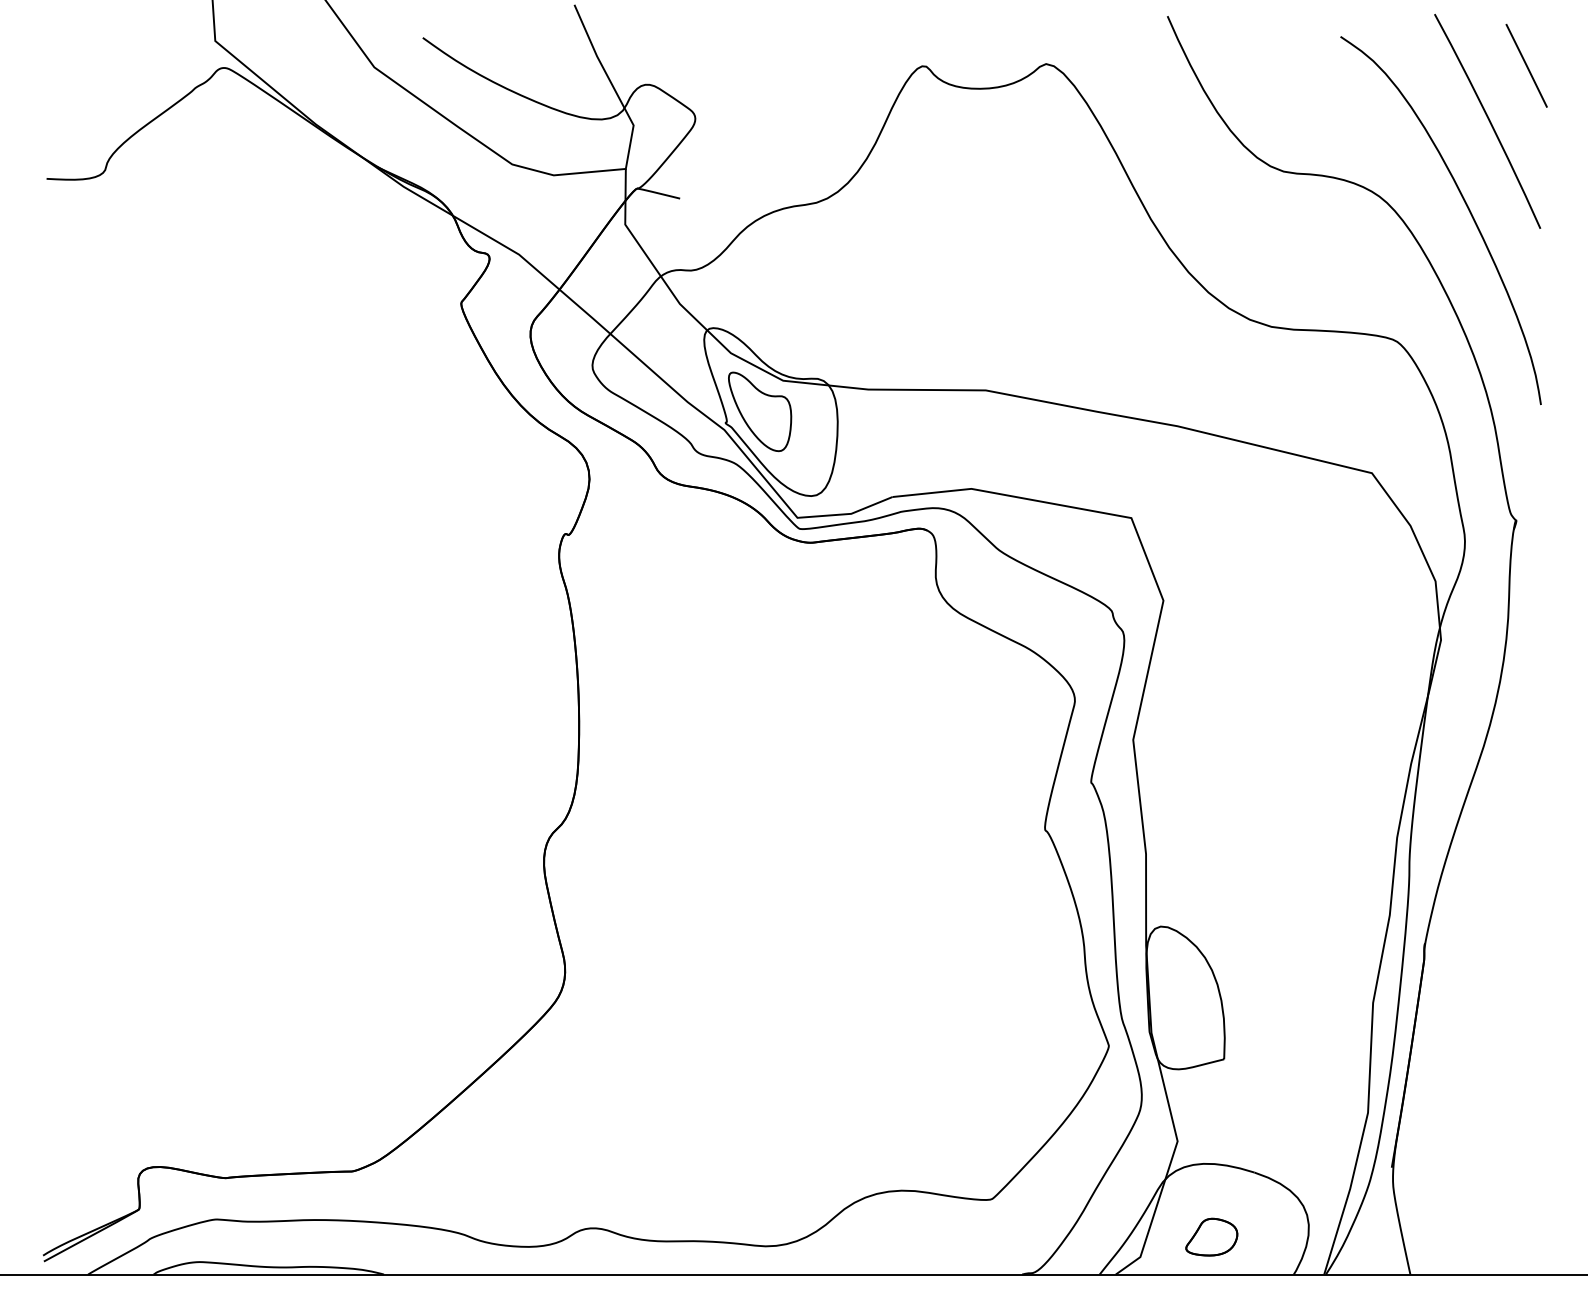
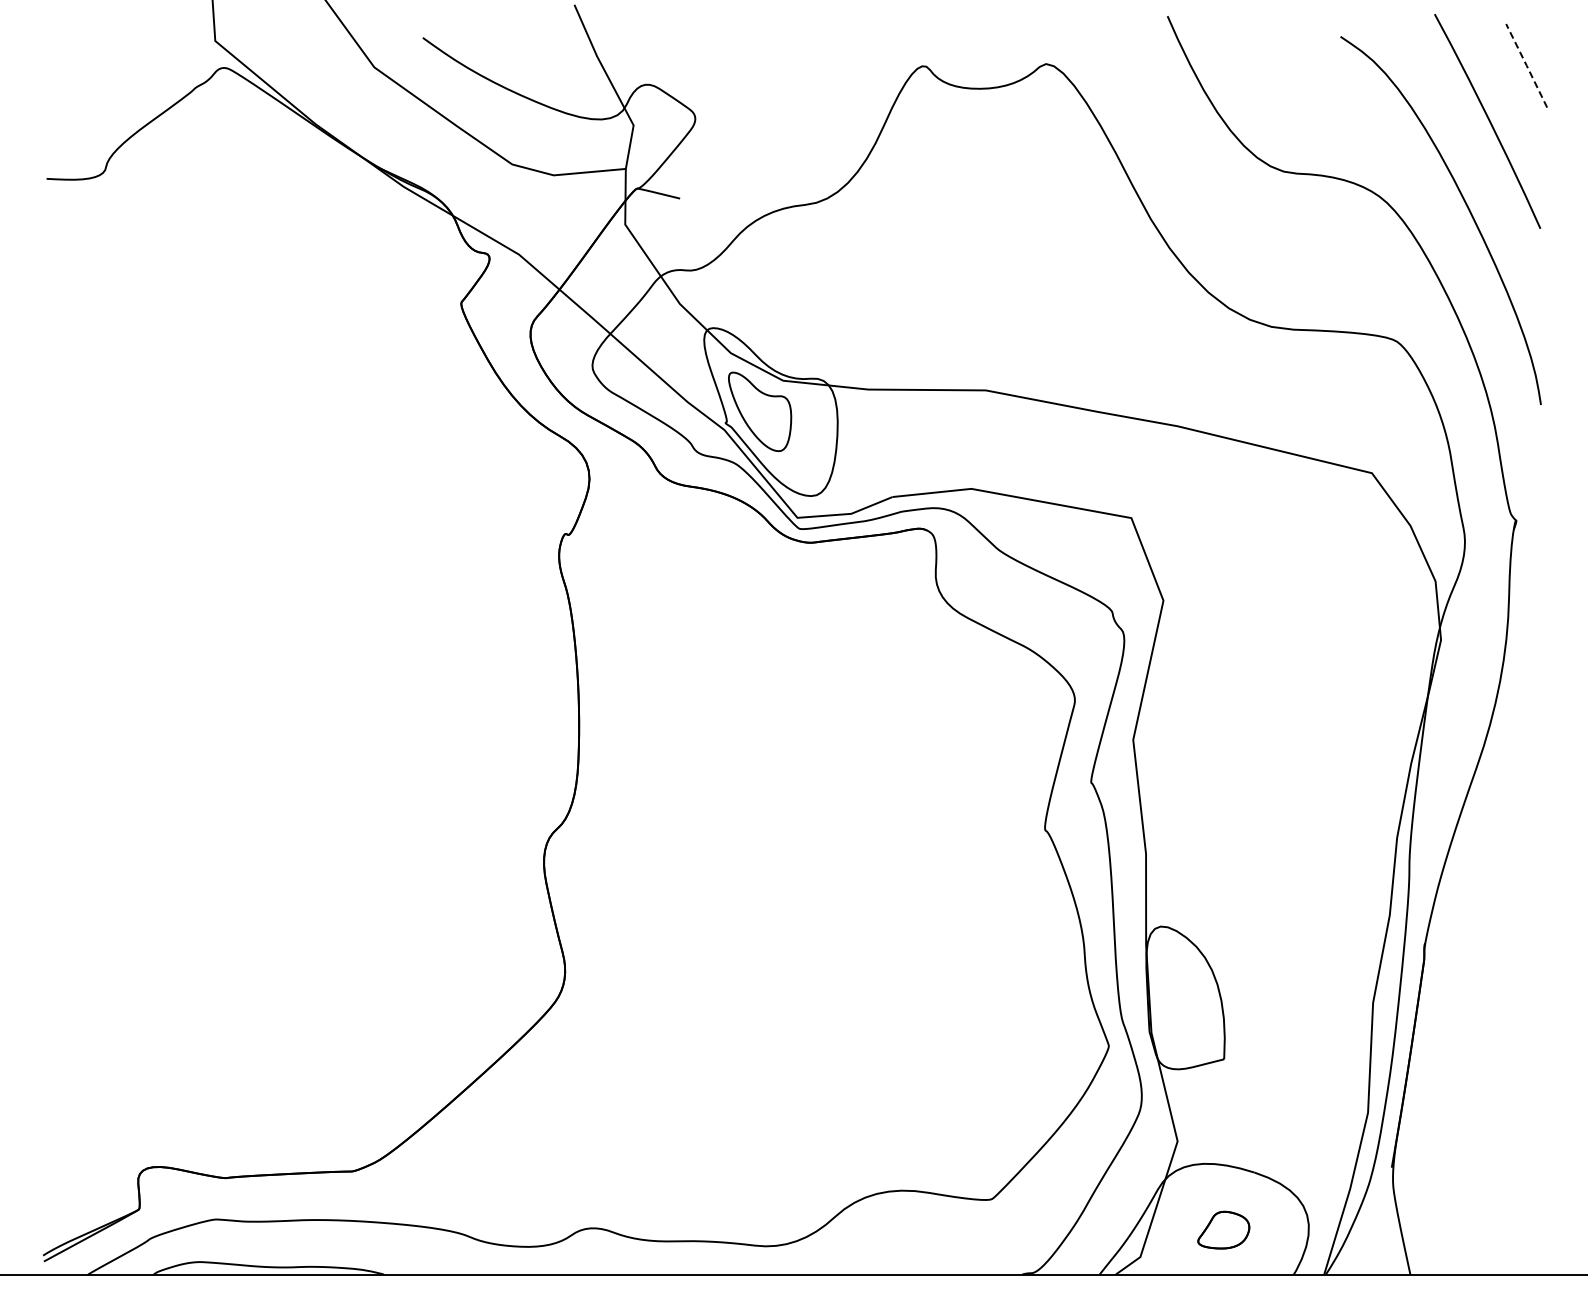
line: solid -> dashed (1526, 65)
part position: (1211, 1236) -> (1223, 1229) (1223, 1229)
